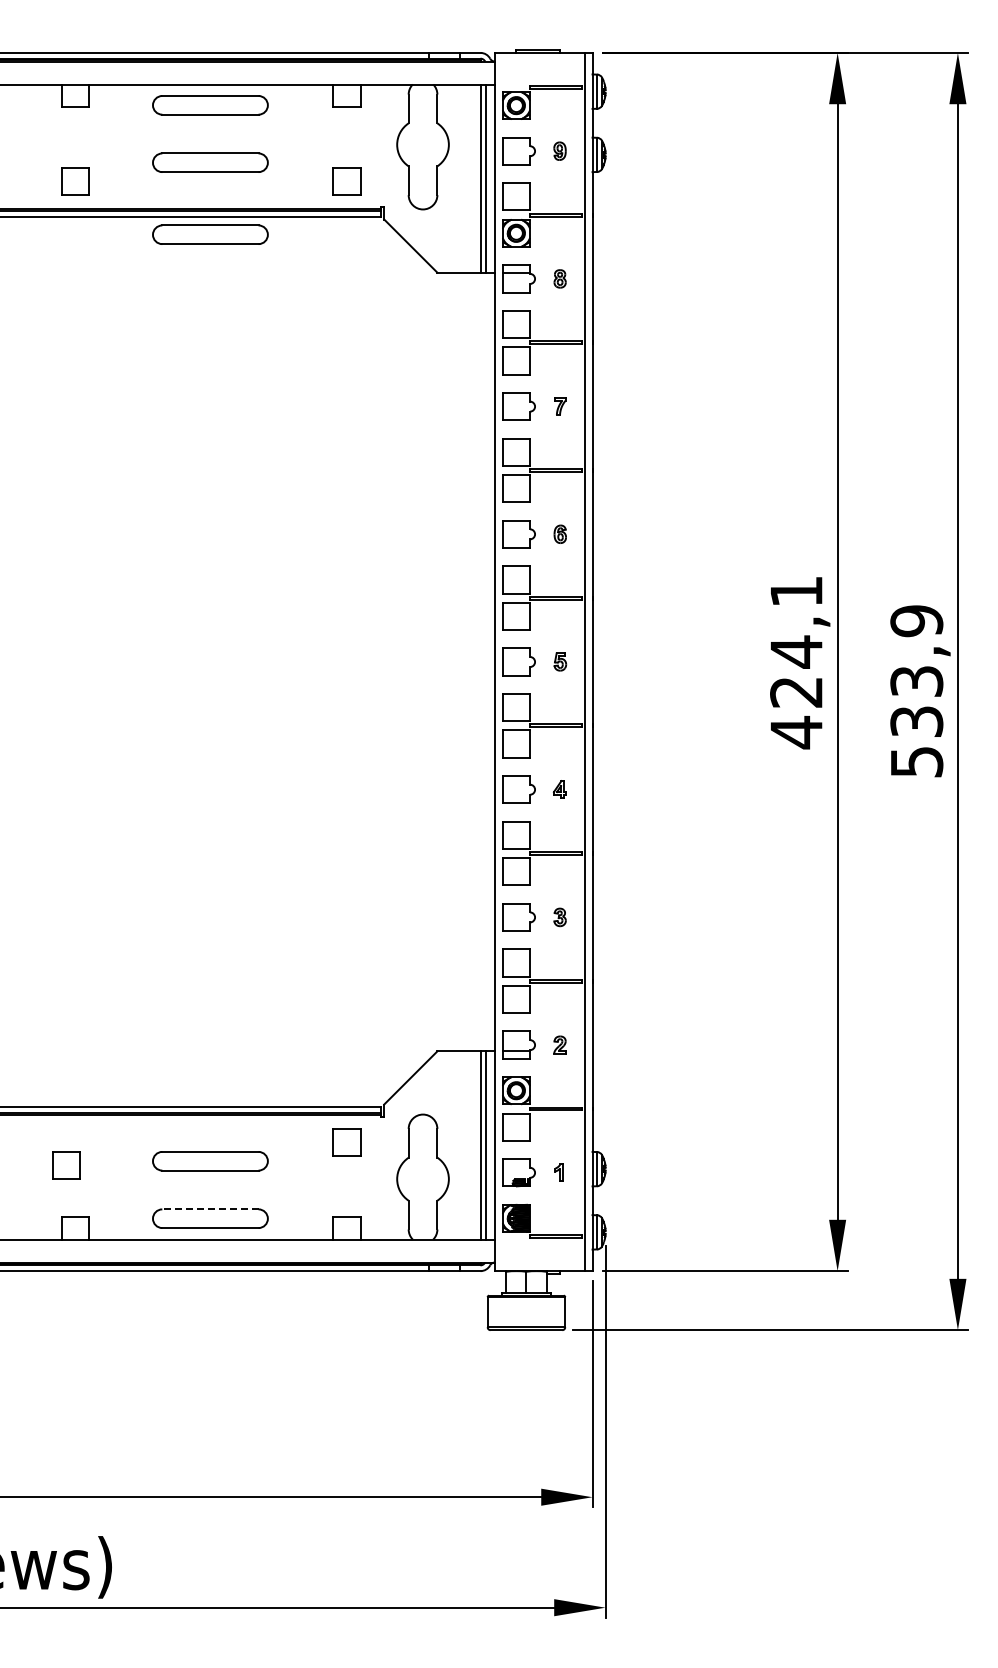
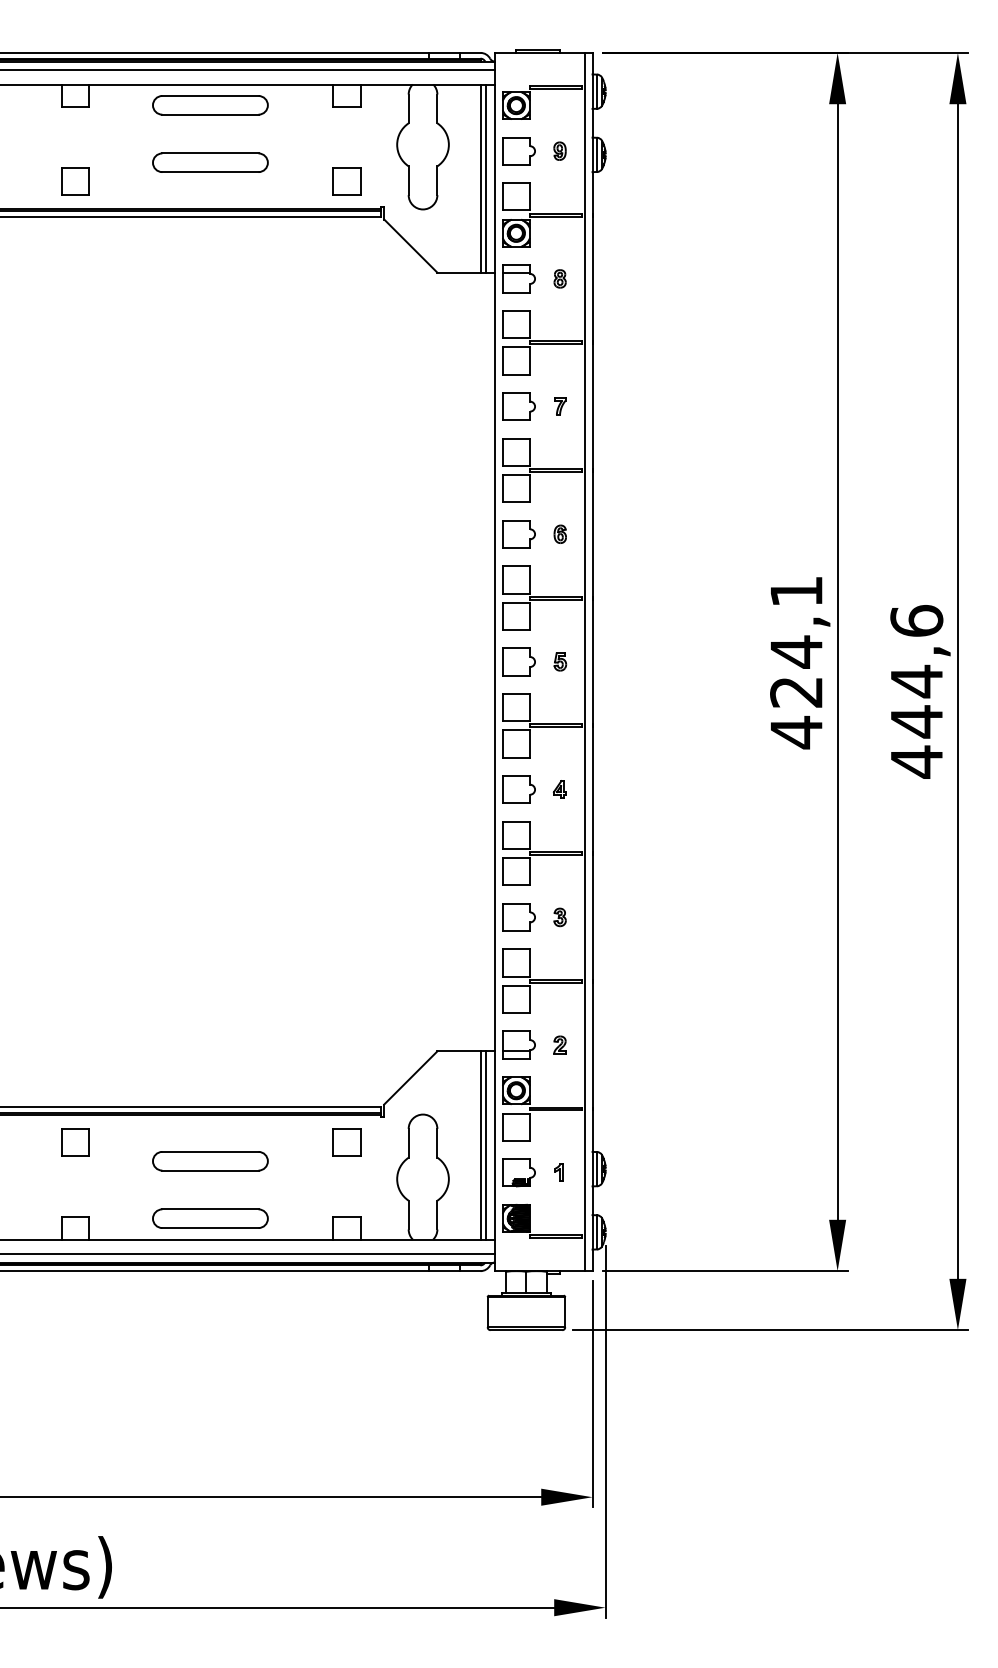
line: none -> present (248, 70)
part: present -> none (210, 234)
text: 533,9 -> 444,6 (916, 691)
part position: (66, 1165) -> (75, 1142) (75, 1142)
line: dashed -> solid (209, 1209)
line: none -> present (248, 1253)
